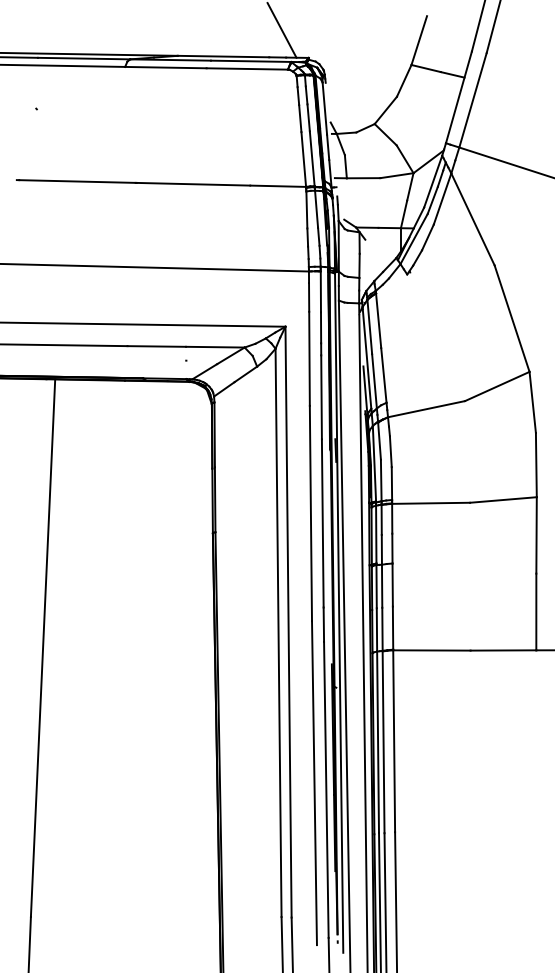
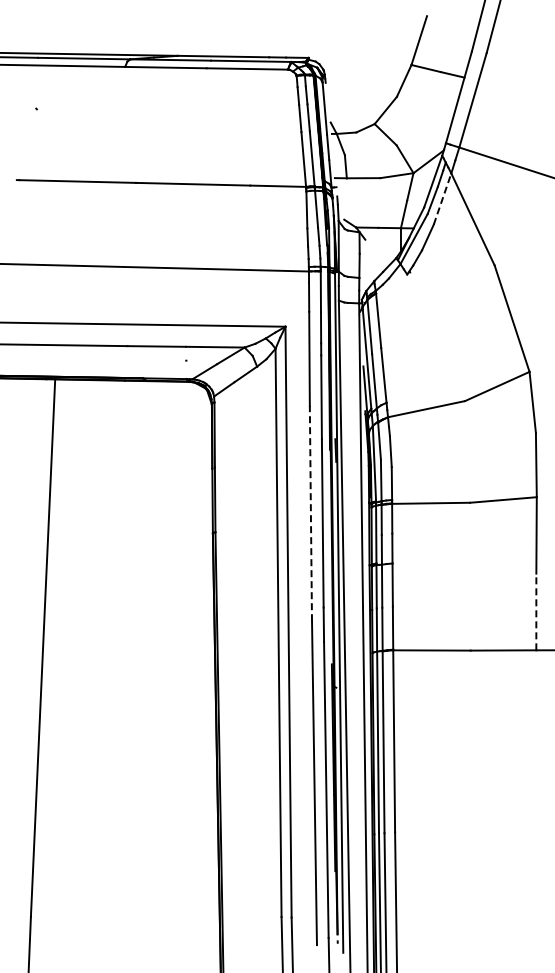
line: present -> none (281, 30)
line: solid -> dashed (442, 198)
line: solid -> dashed (310, 513)
line: solid -> dashed (536, 611)
